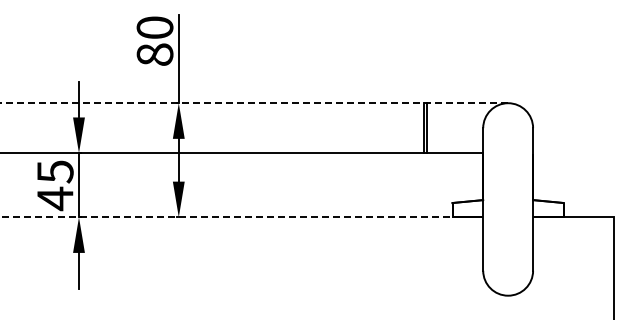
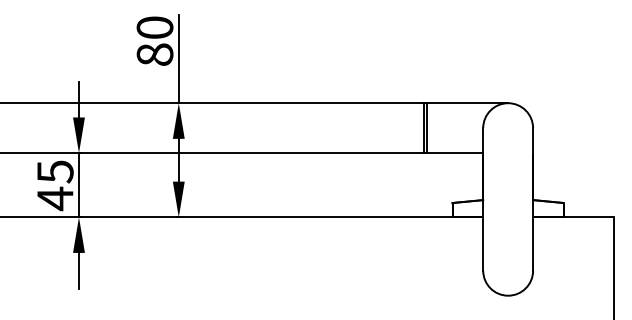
line: dashed -> solid (254, 103)
line: dashed -> solid (241, 217)
